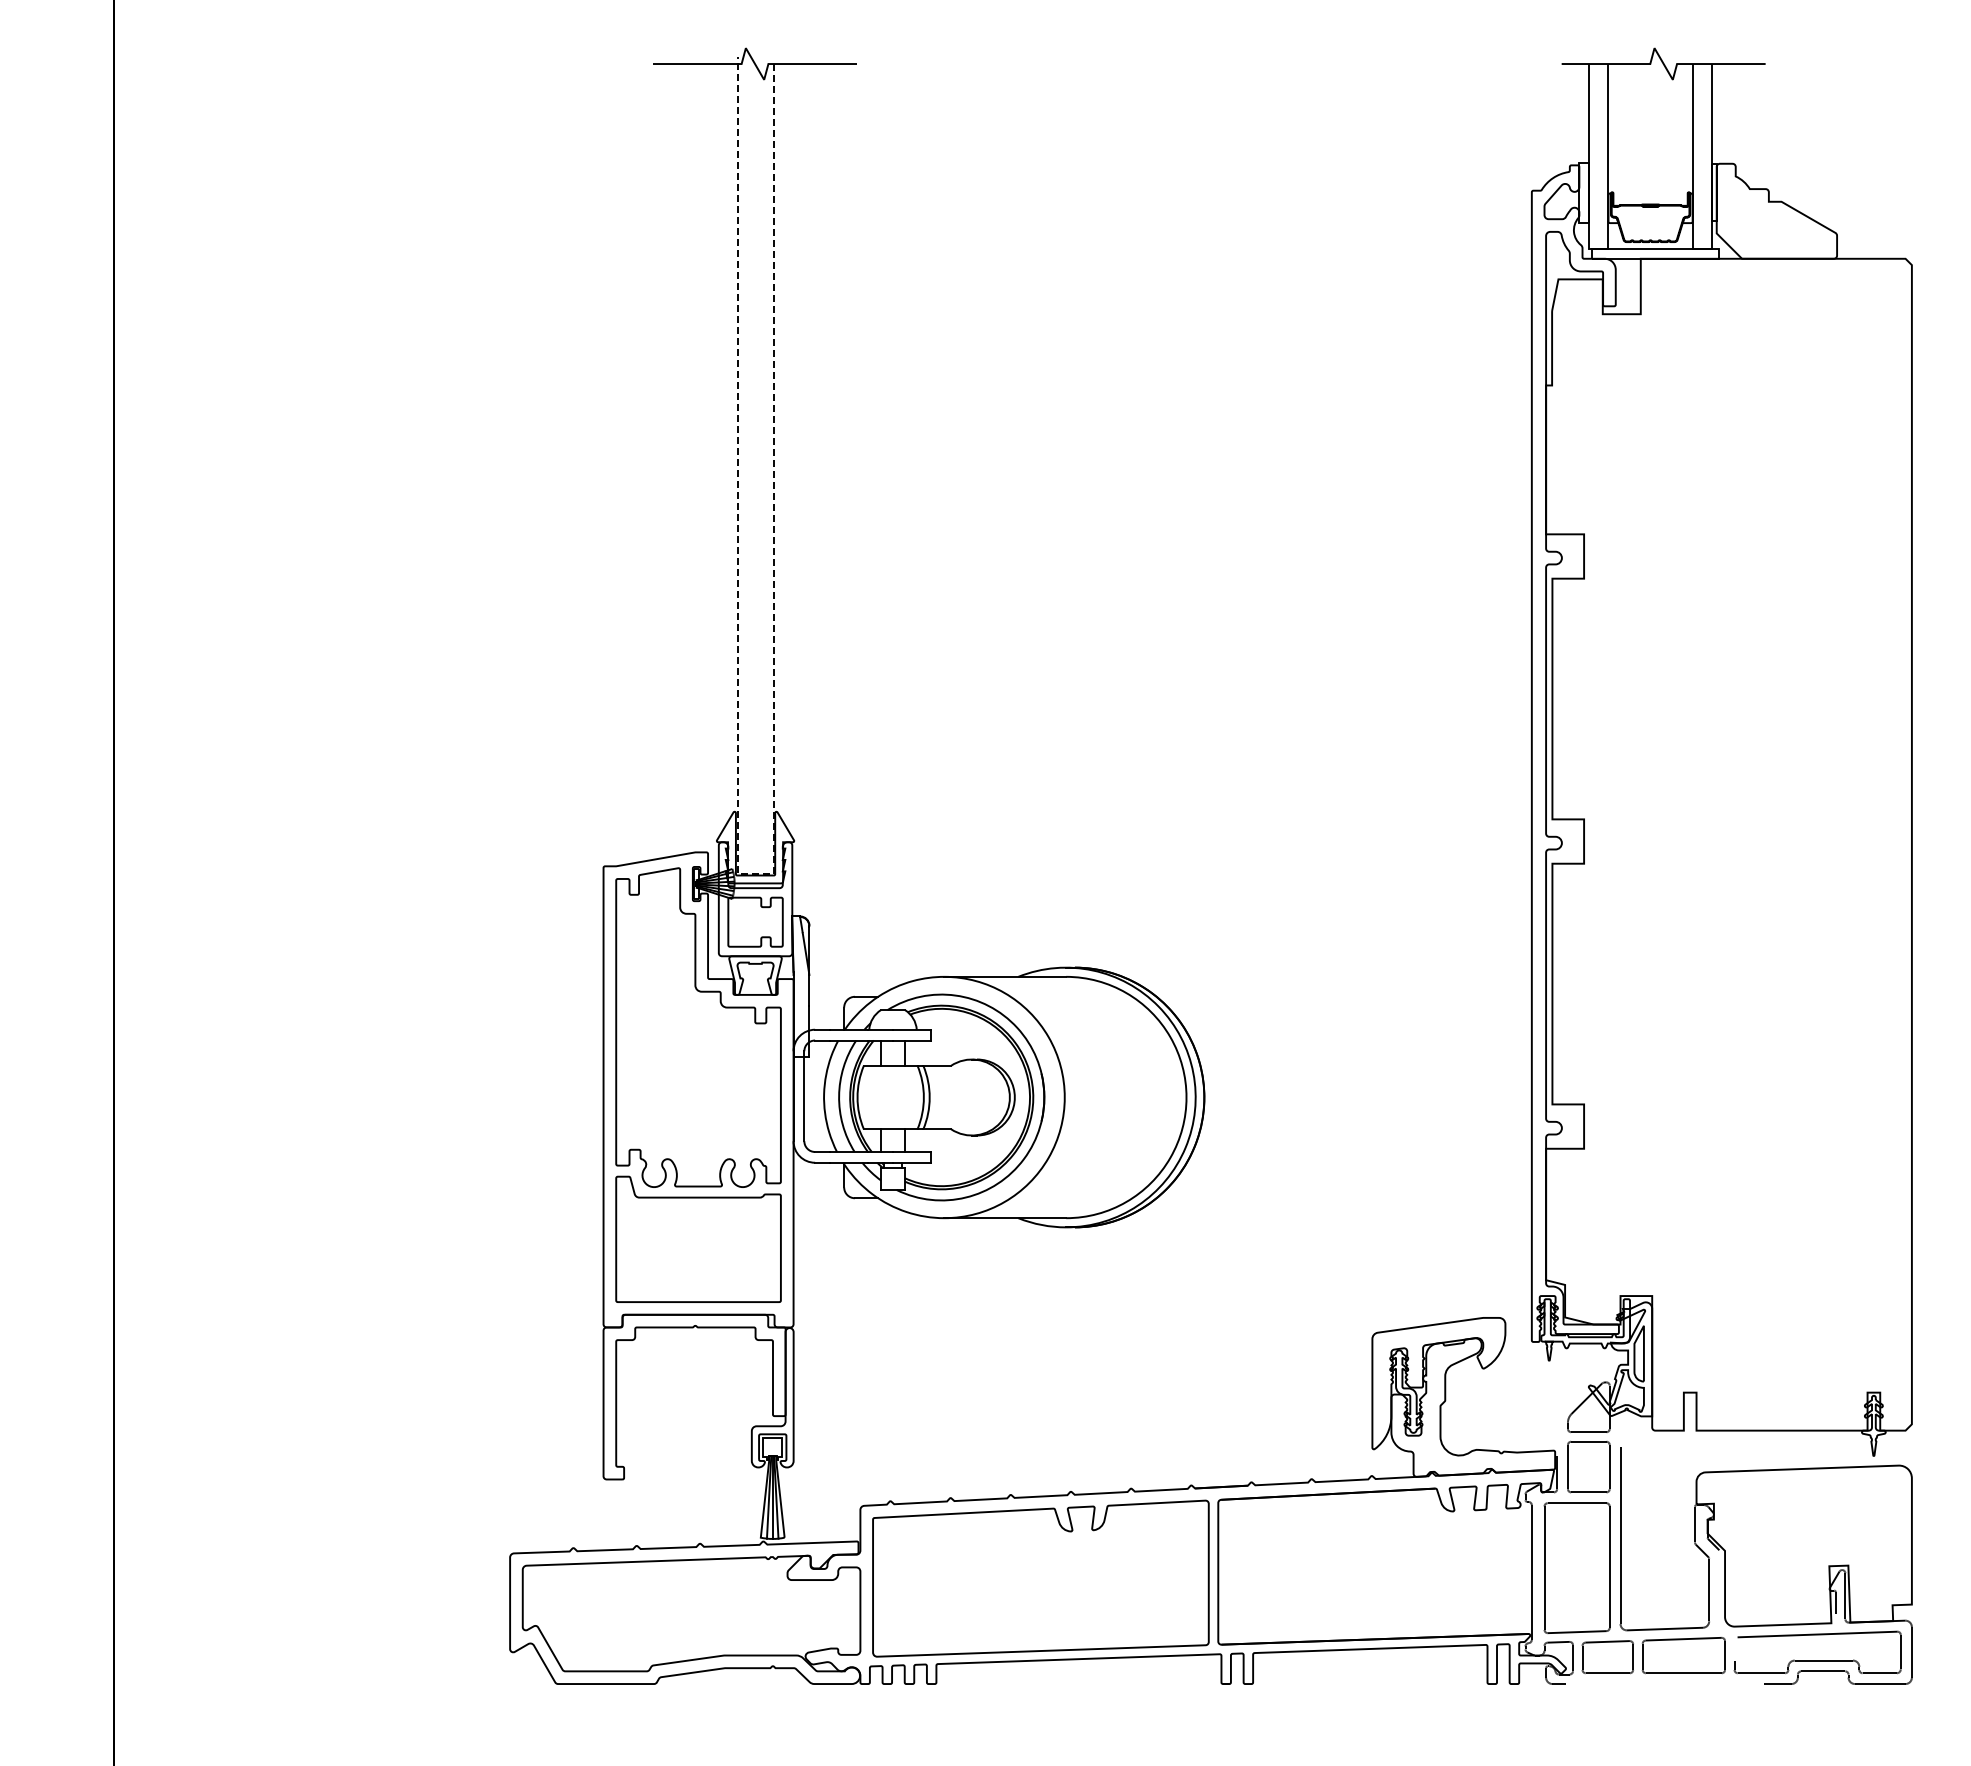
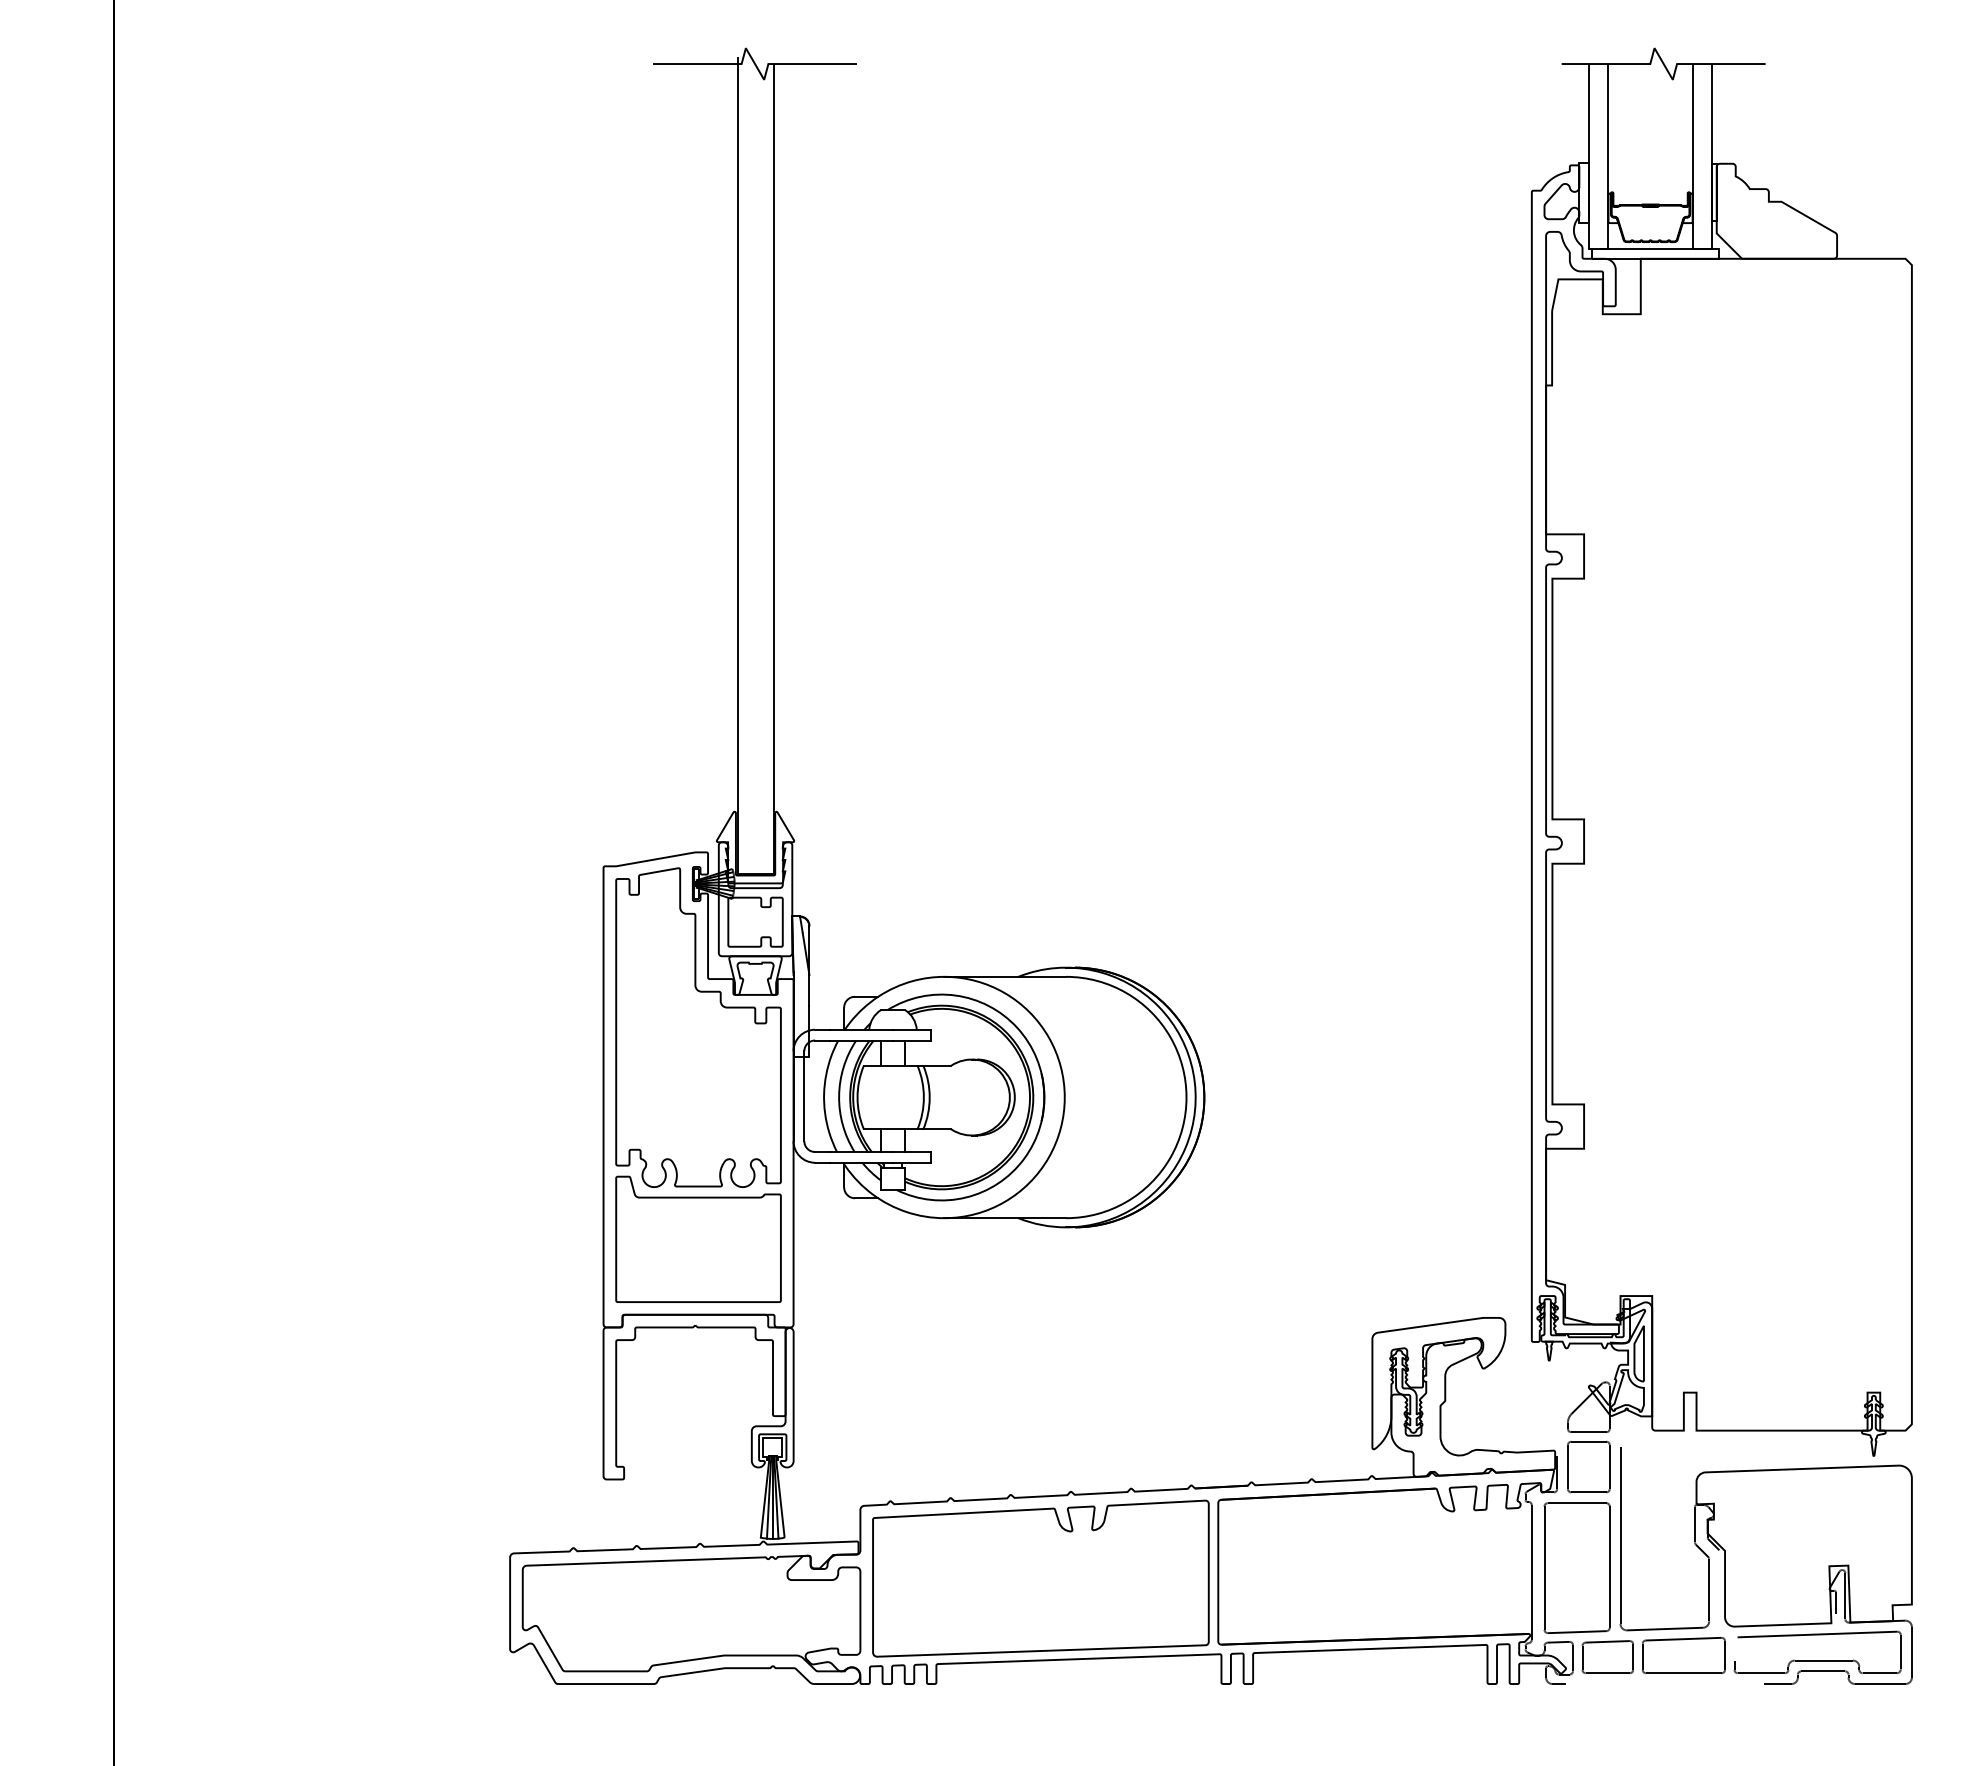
line: dashed -> solid (752, 873)
